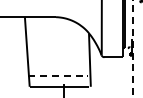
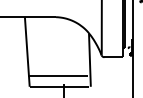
line: dashed -> solid (132, 49)
line: dashed -> solid (58, 76)
